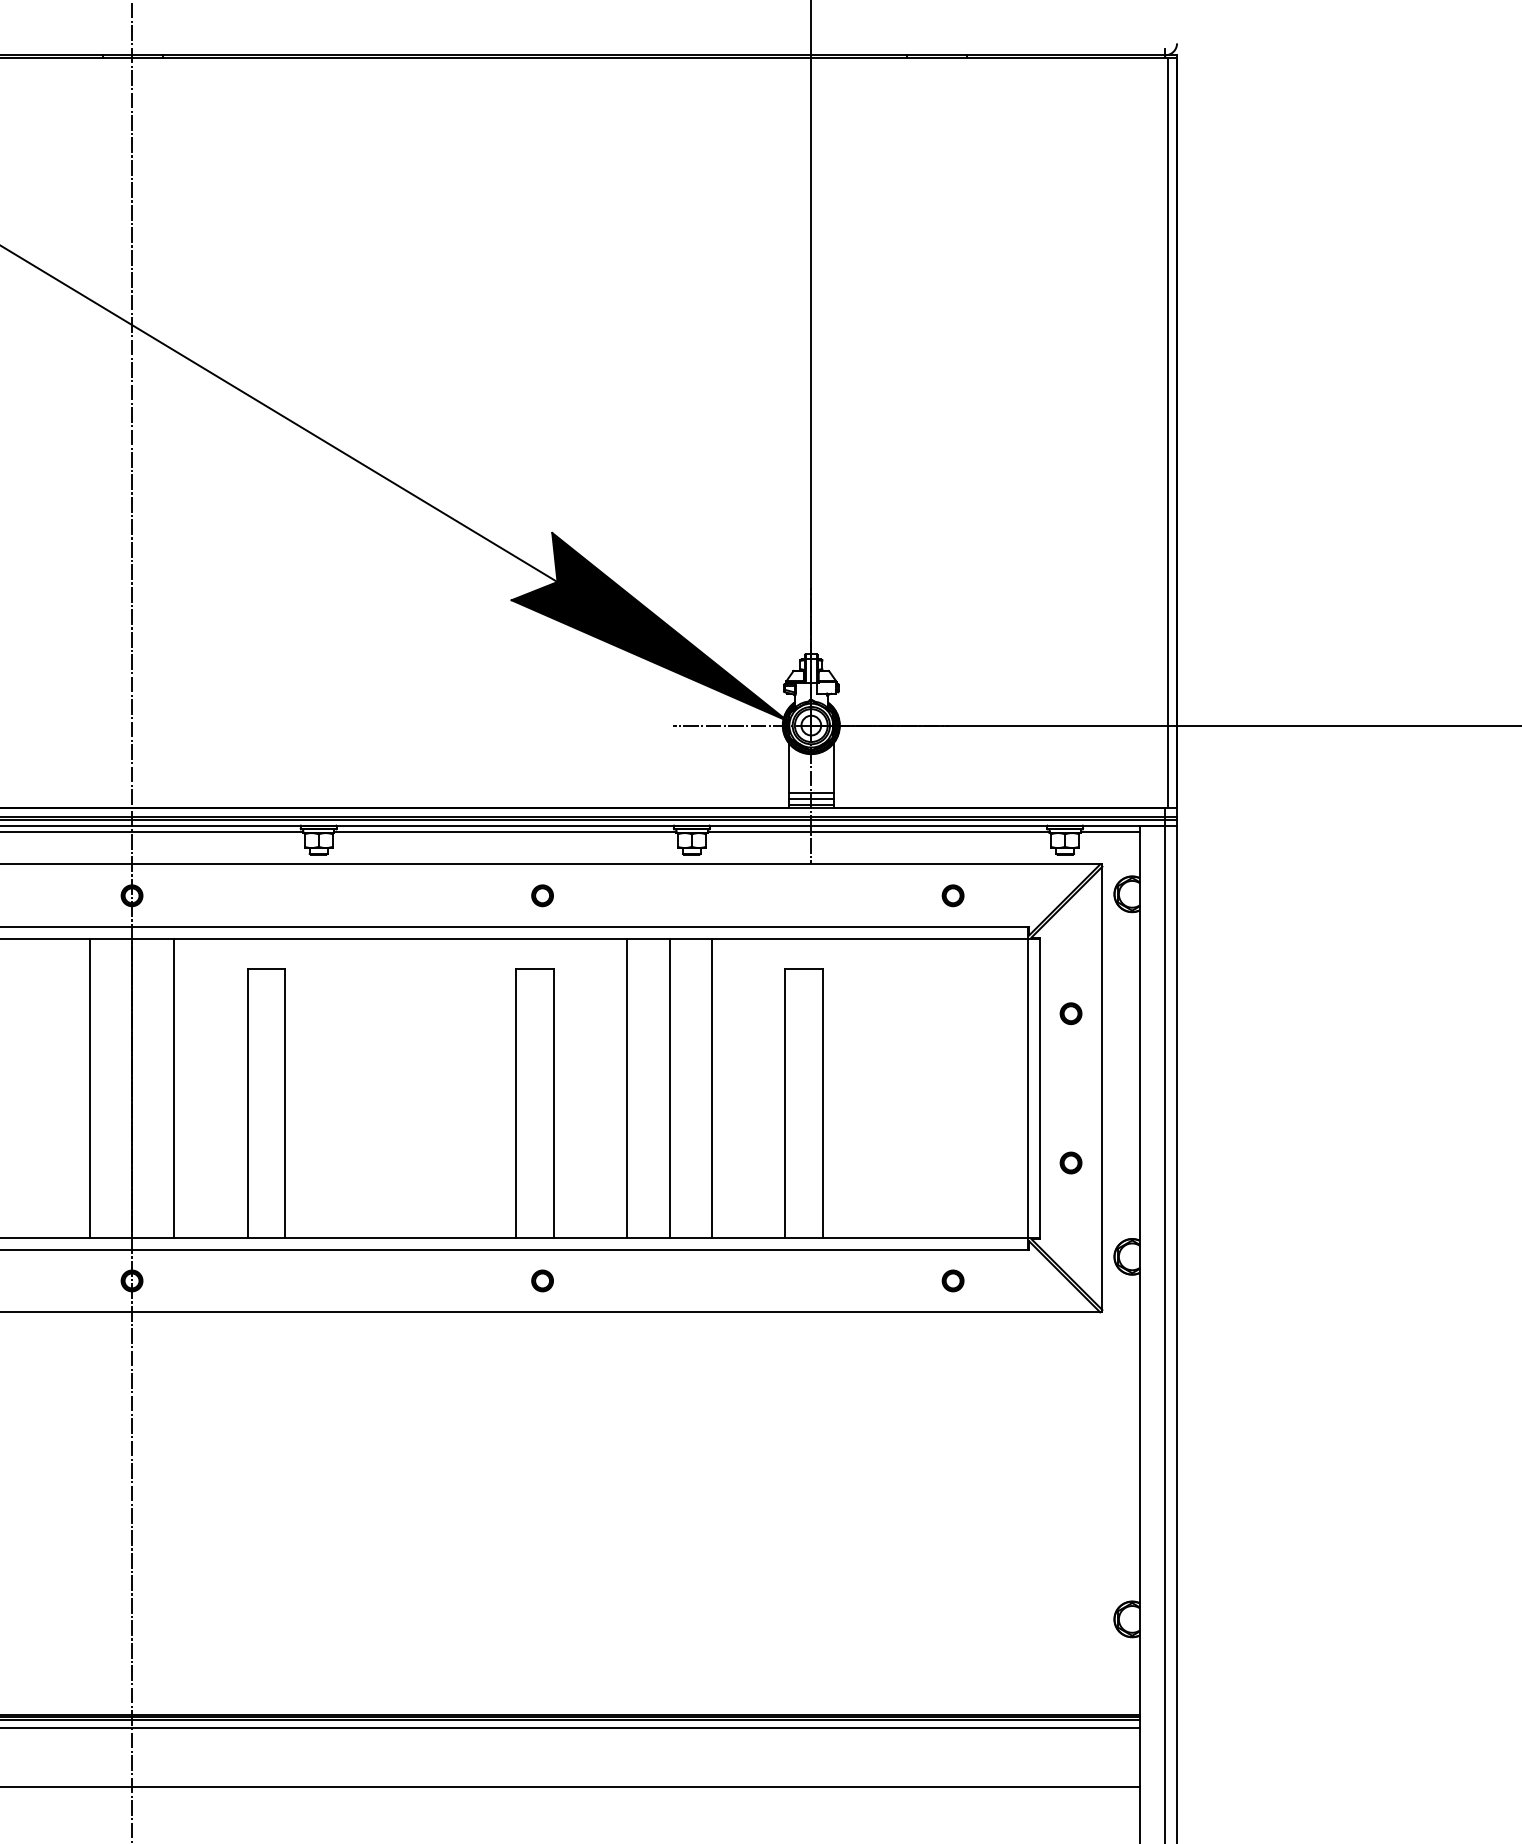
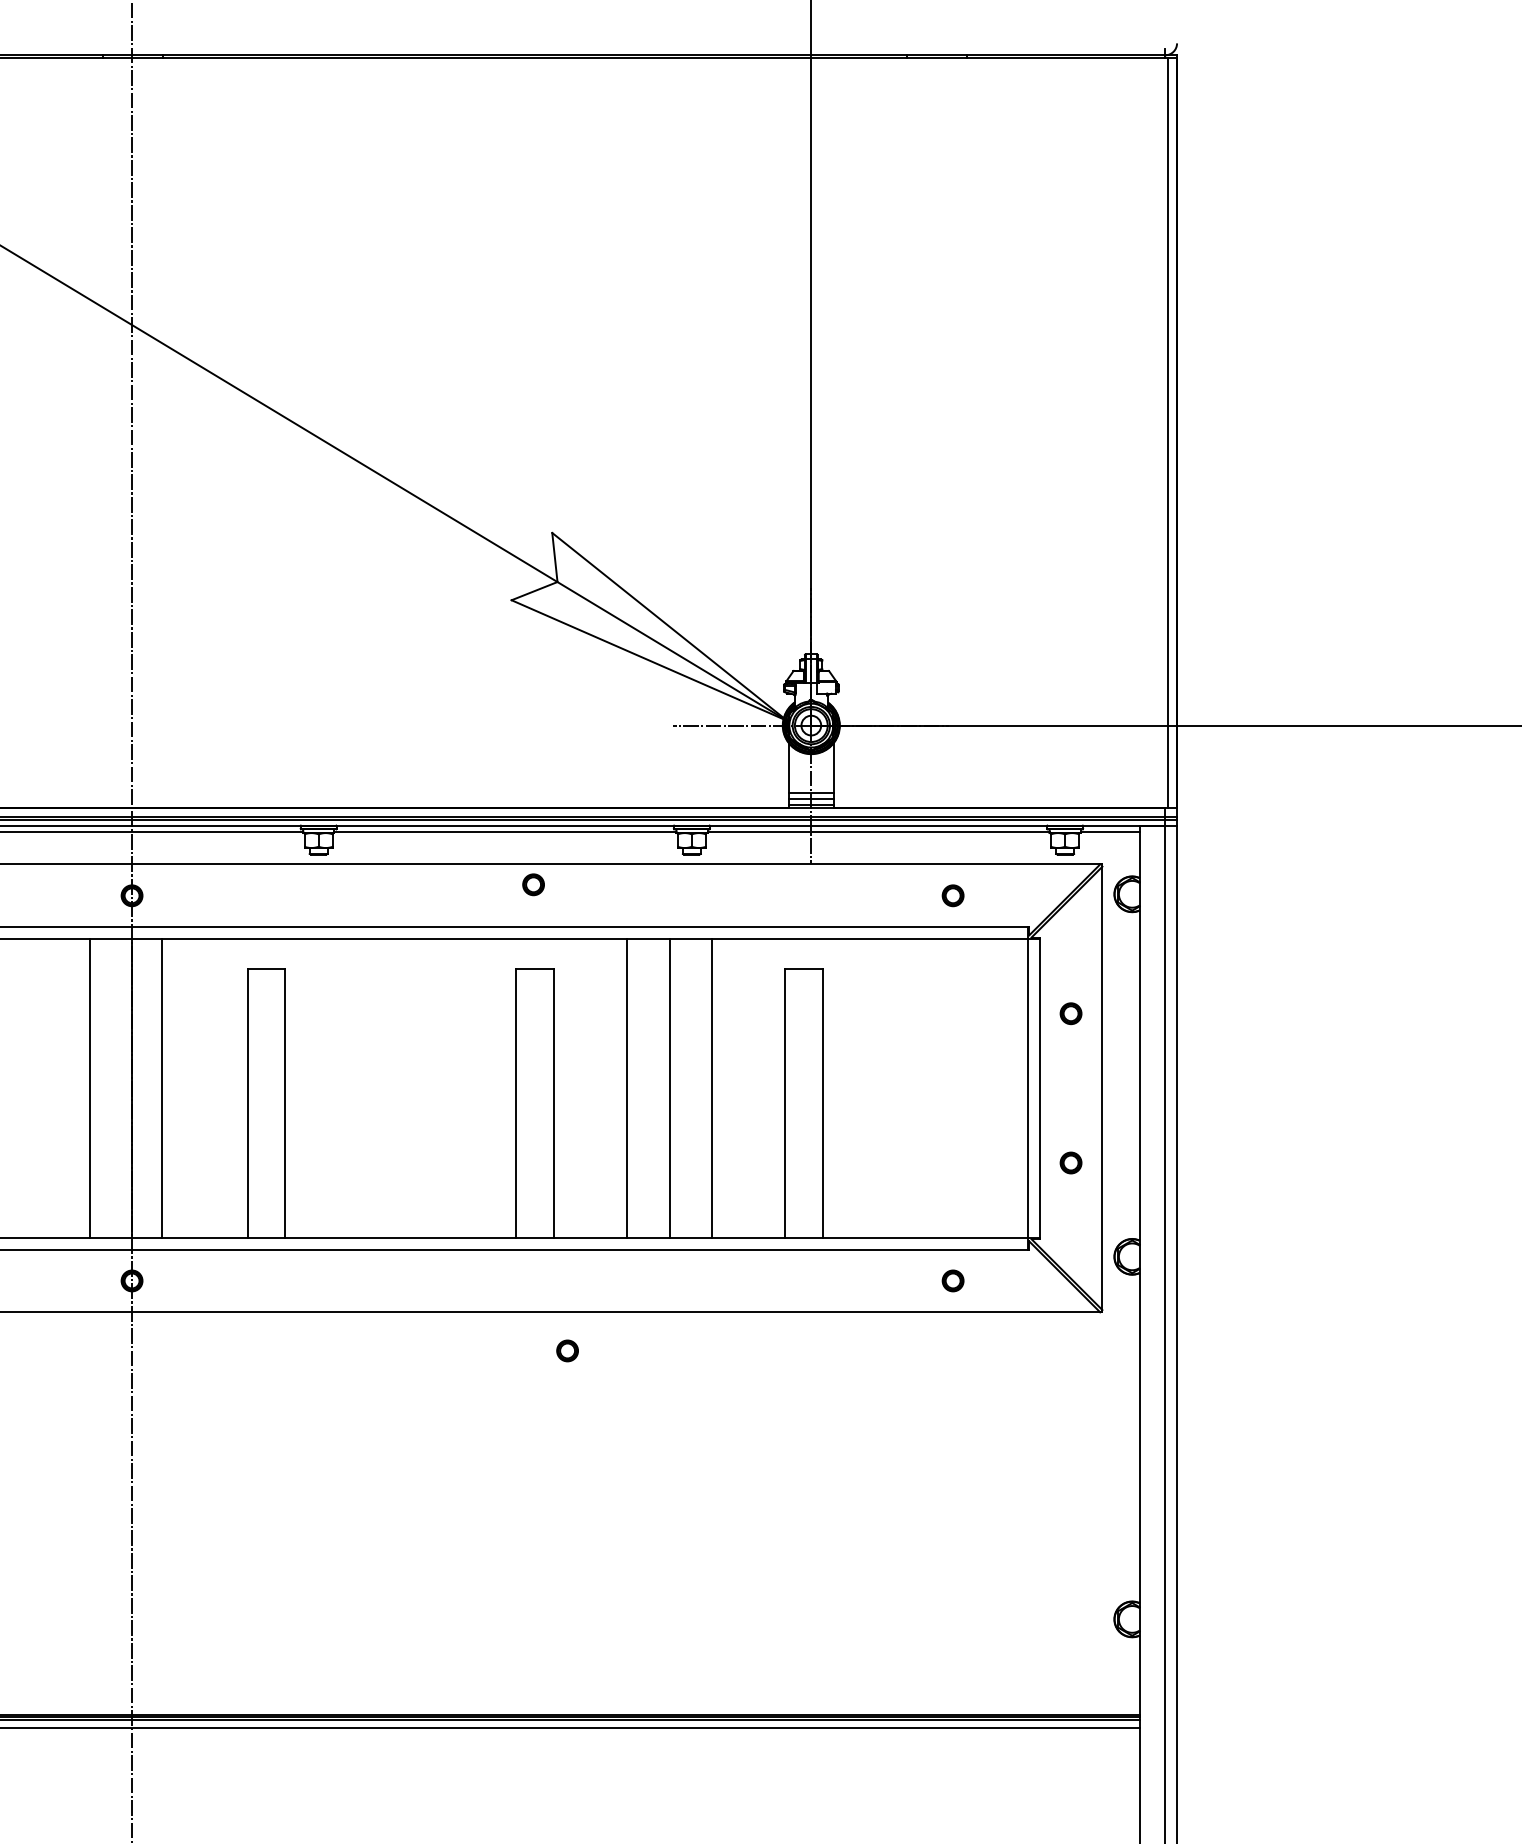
fill: present -> none (649, 626)
part position: (542, 895) -> (533, 884) (533, 884)
line position: (174, 1088) -> (162, 1088) (162, 1088)
part position: (542, 1280) -> (567, 1350) (567, 1350)
line: present -> none (570, 1787)
